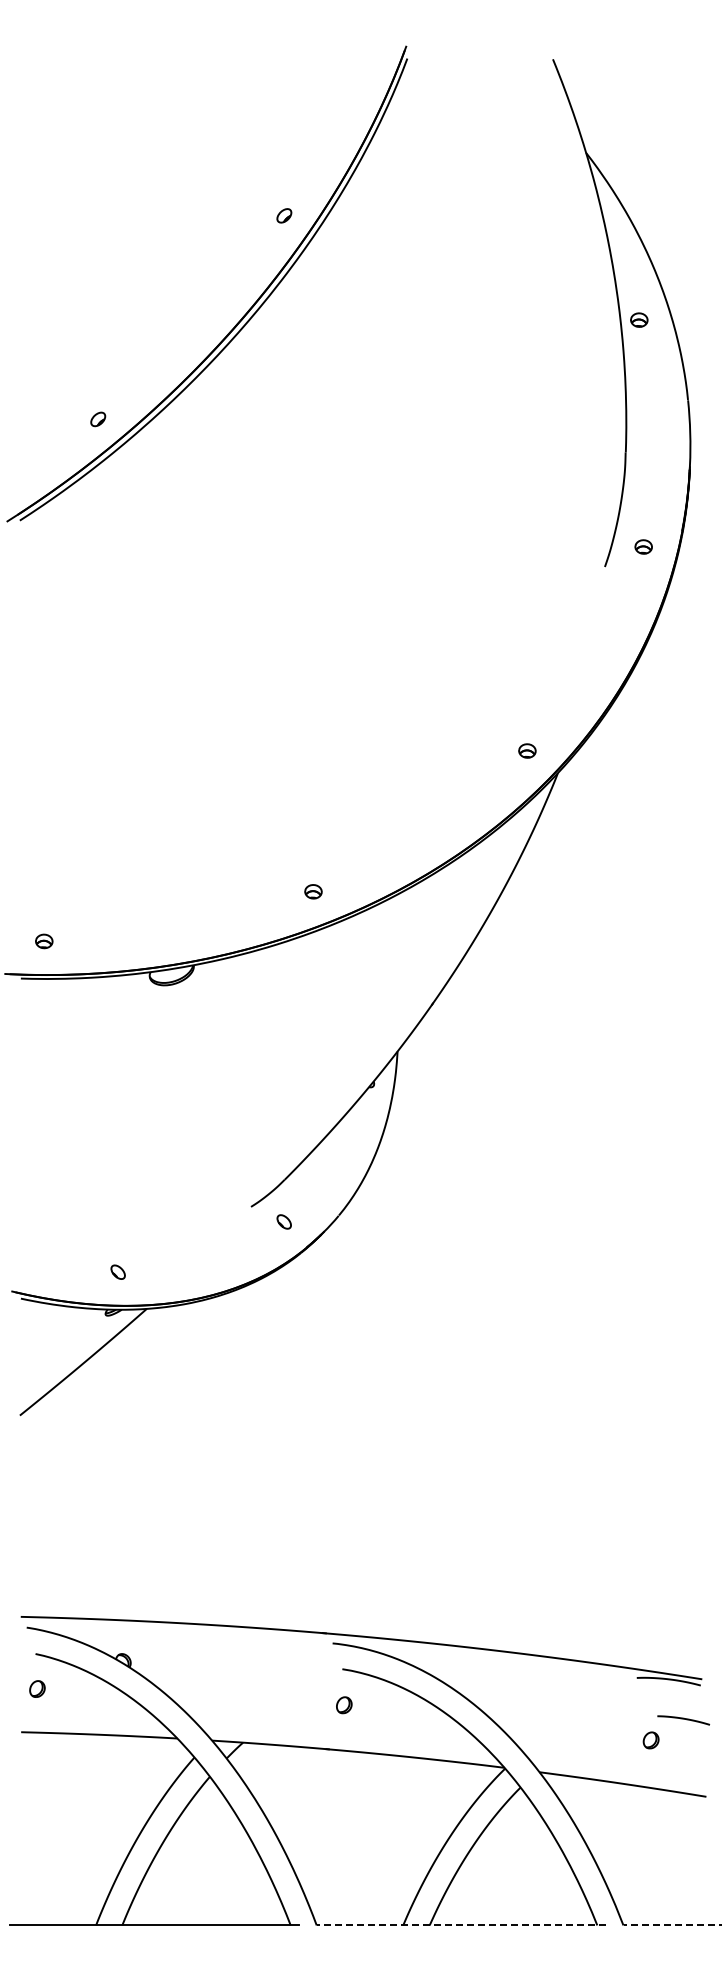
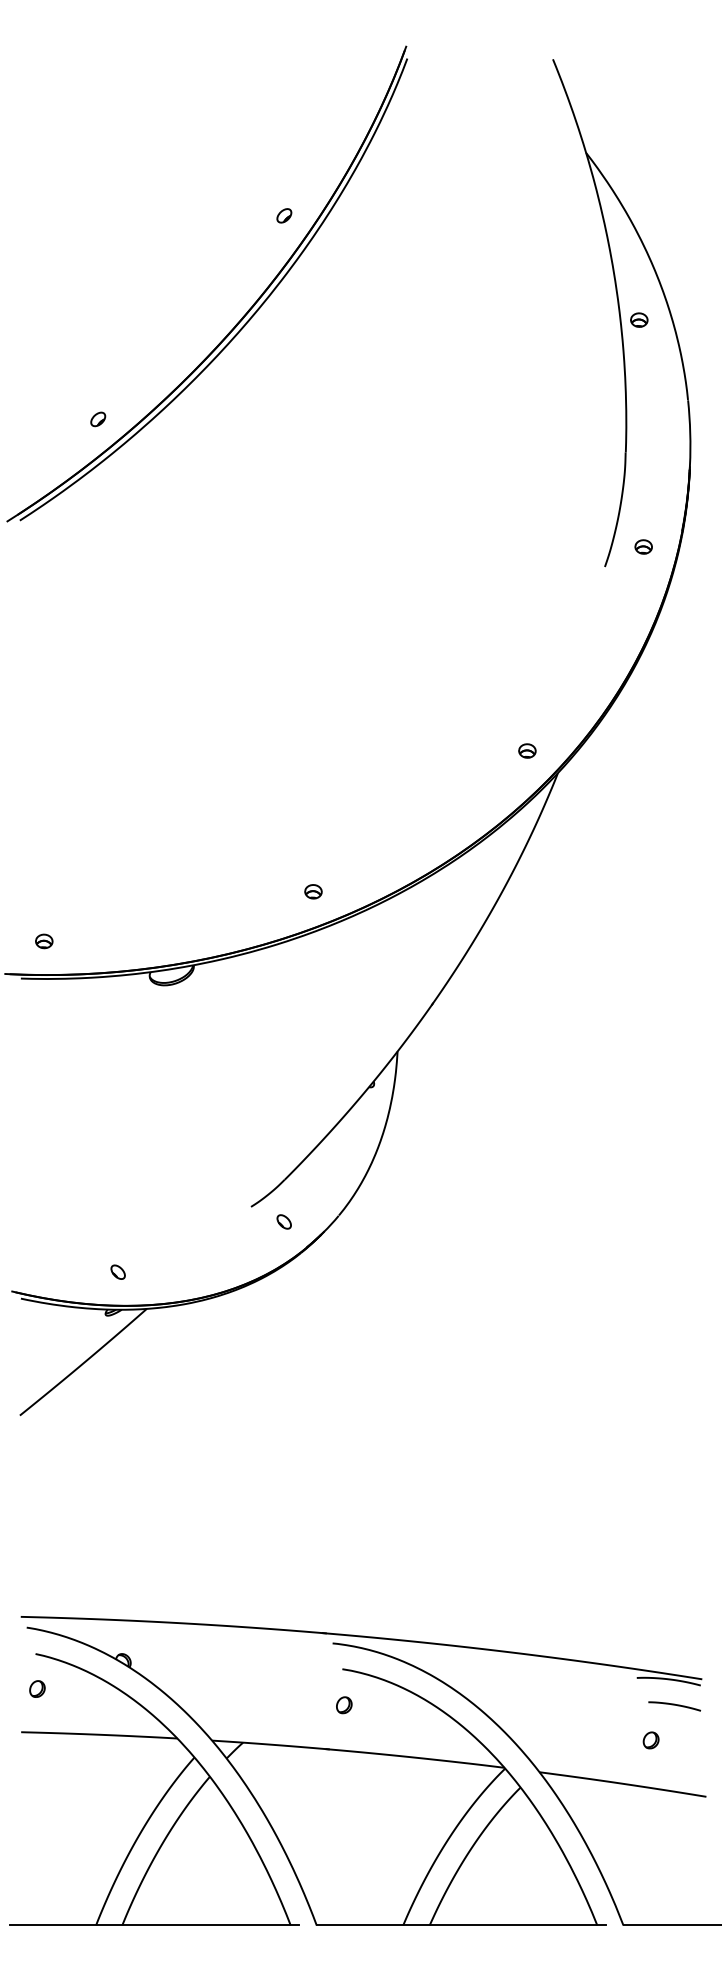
curve position: (683, 1719) -> (674, 1705) (674, 1705)
line: dashed -> solid (461, 1925)
line: dashed -> solid (672, 1925)
